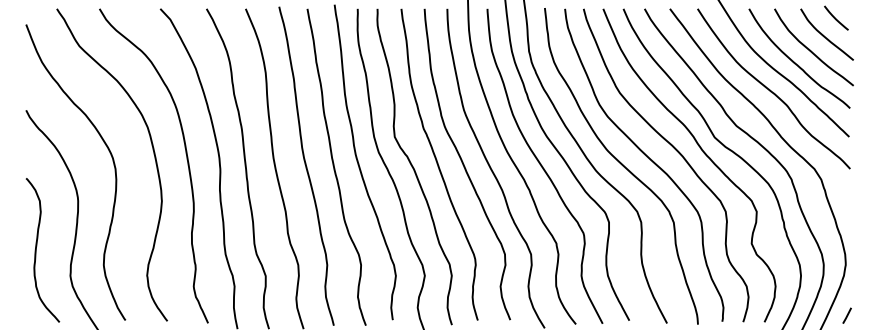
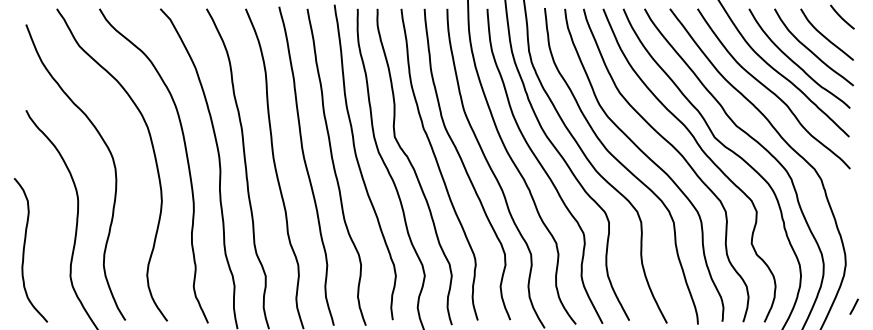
curve position: (835, 17) -> (841, 16) (841, 16)
curve position: (36, 250) -> (24, 250) (24, 250)
line position: (846, 315) -> (853, 306) (853, 306)
